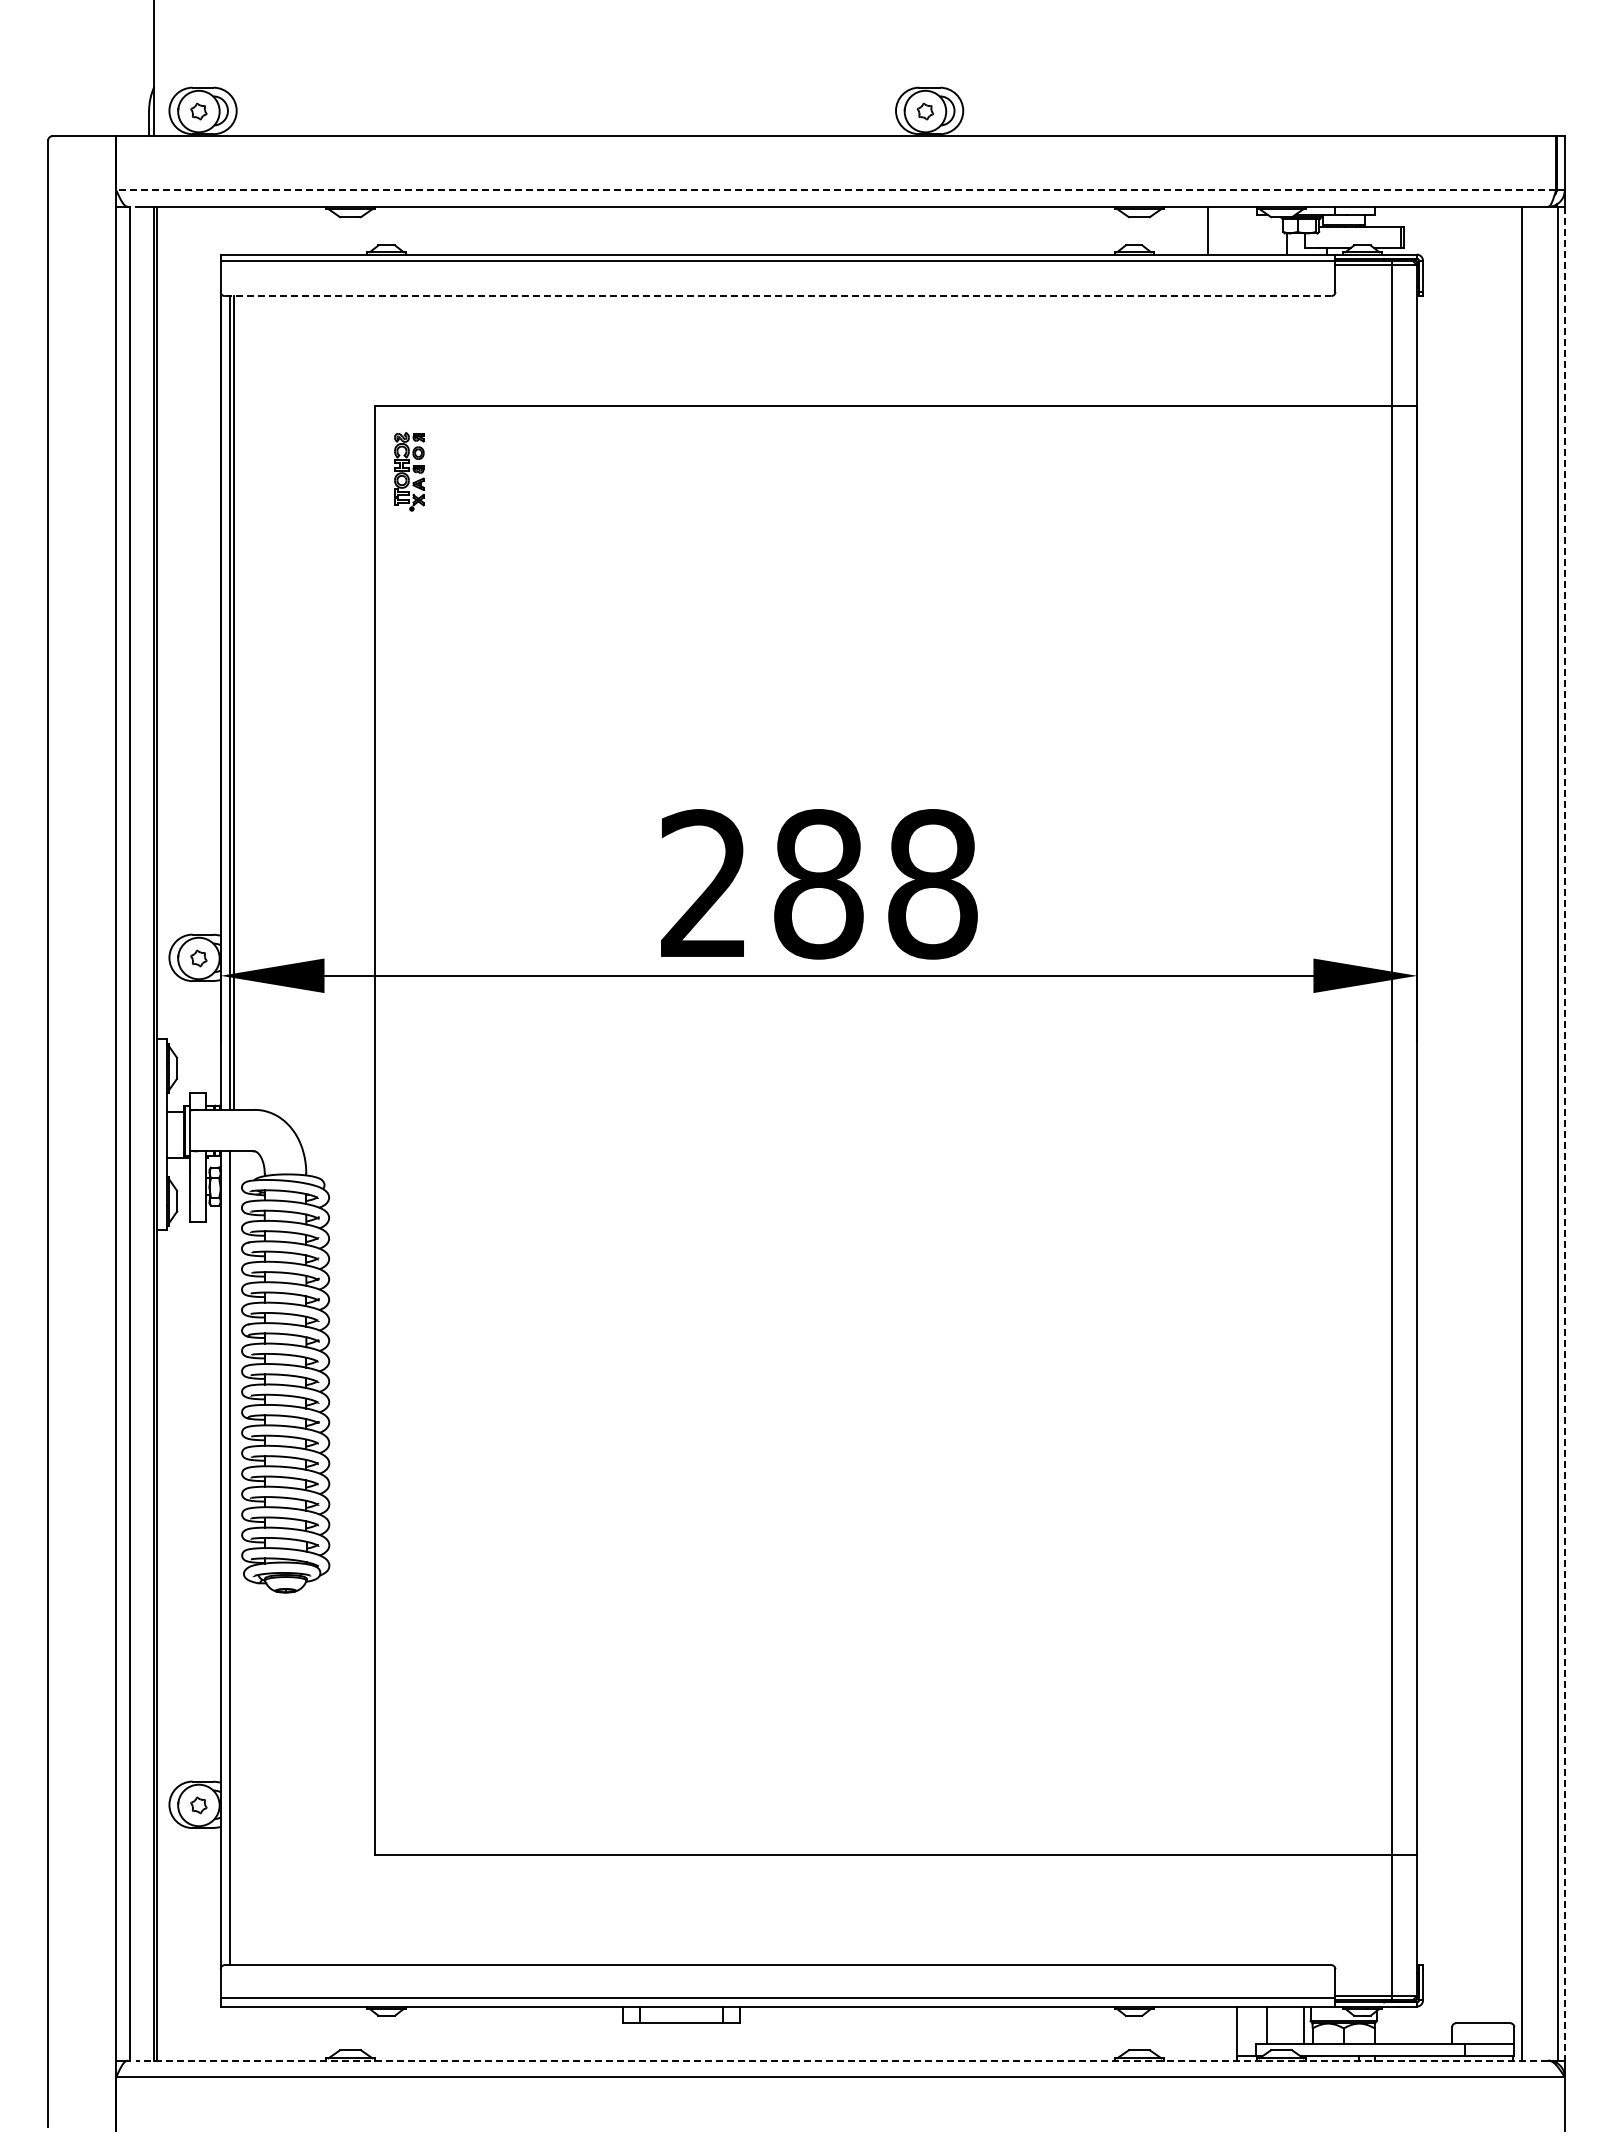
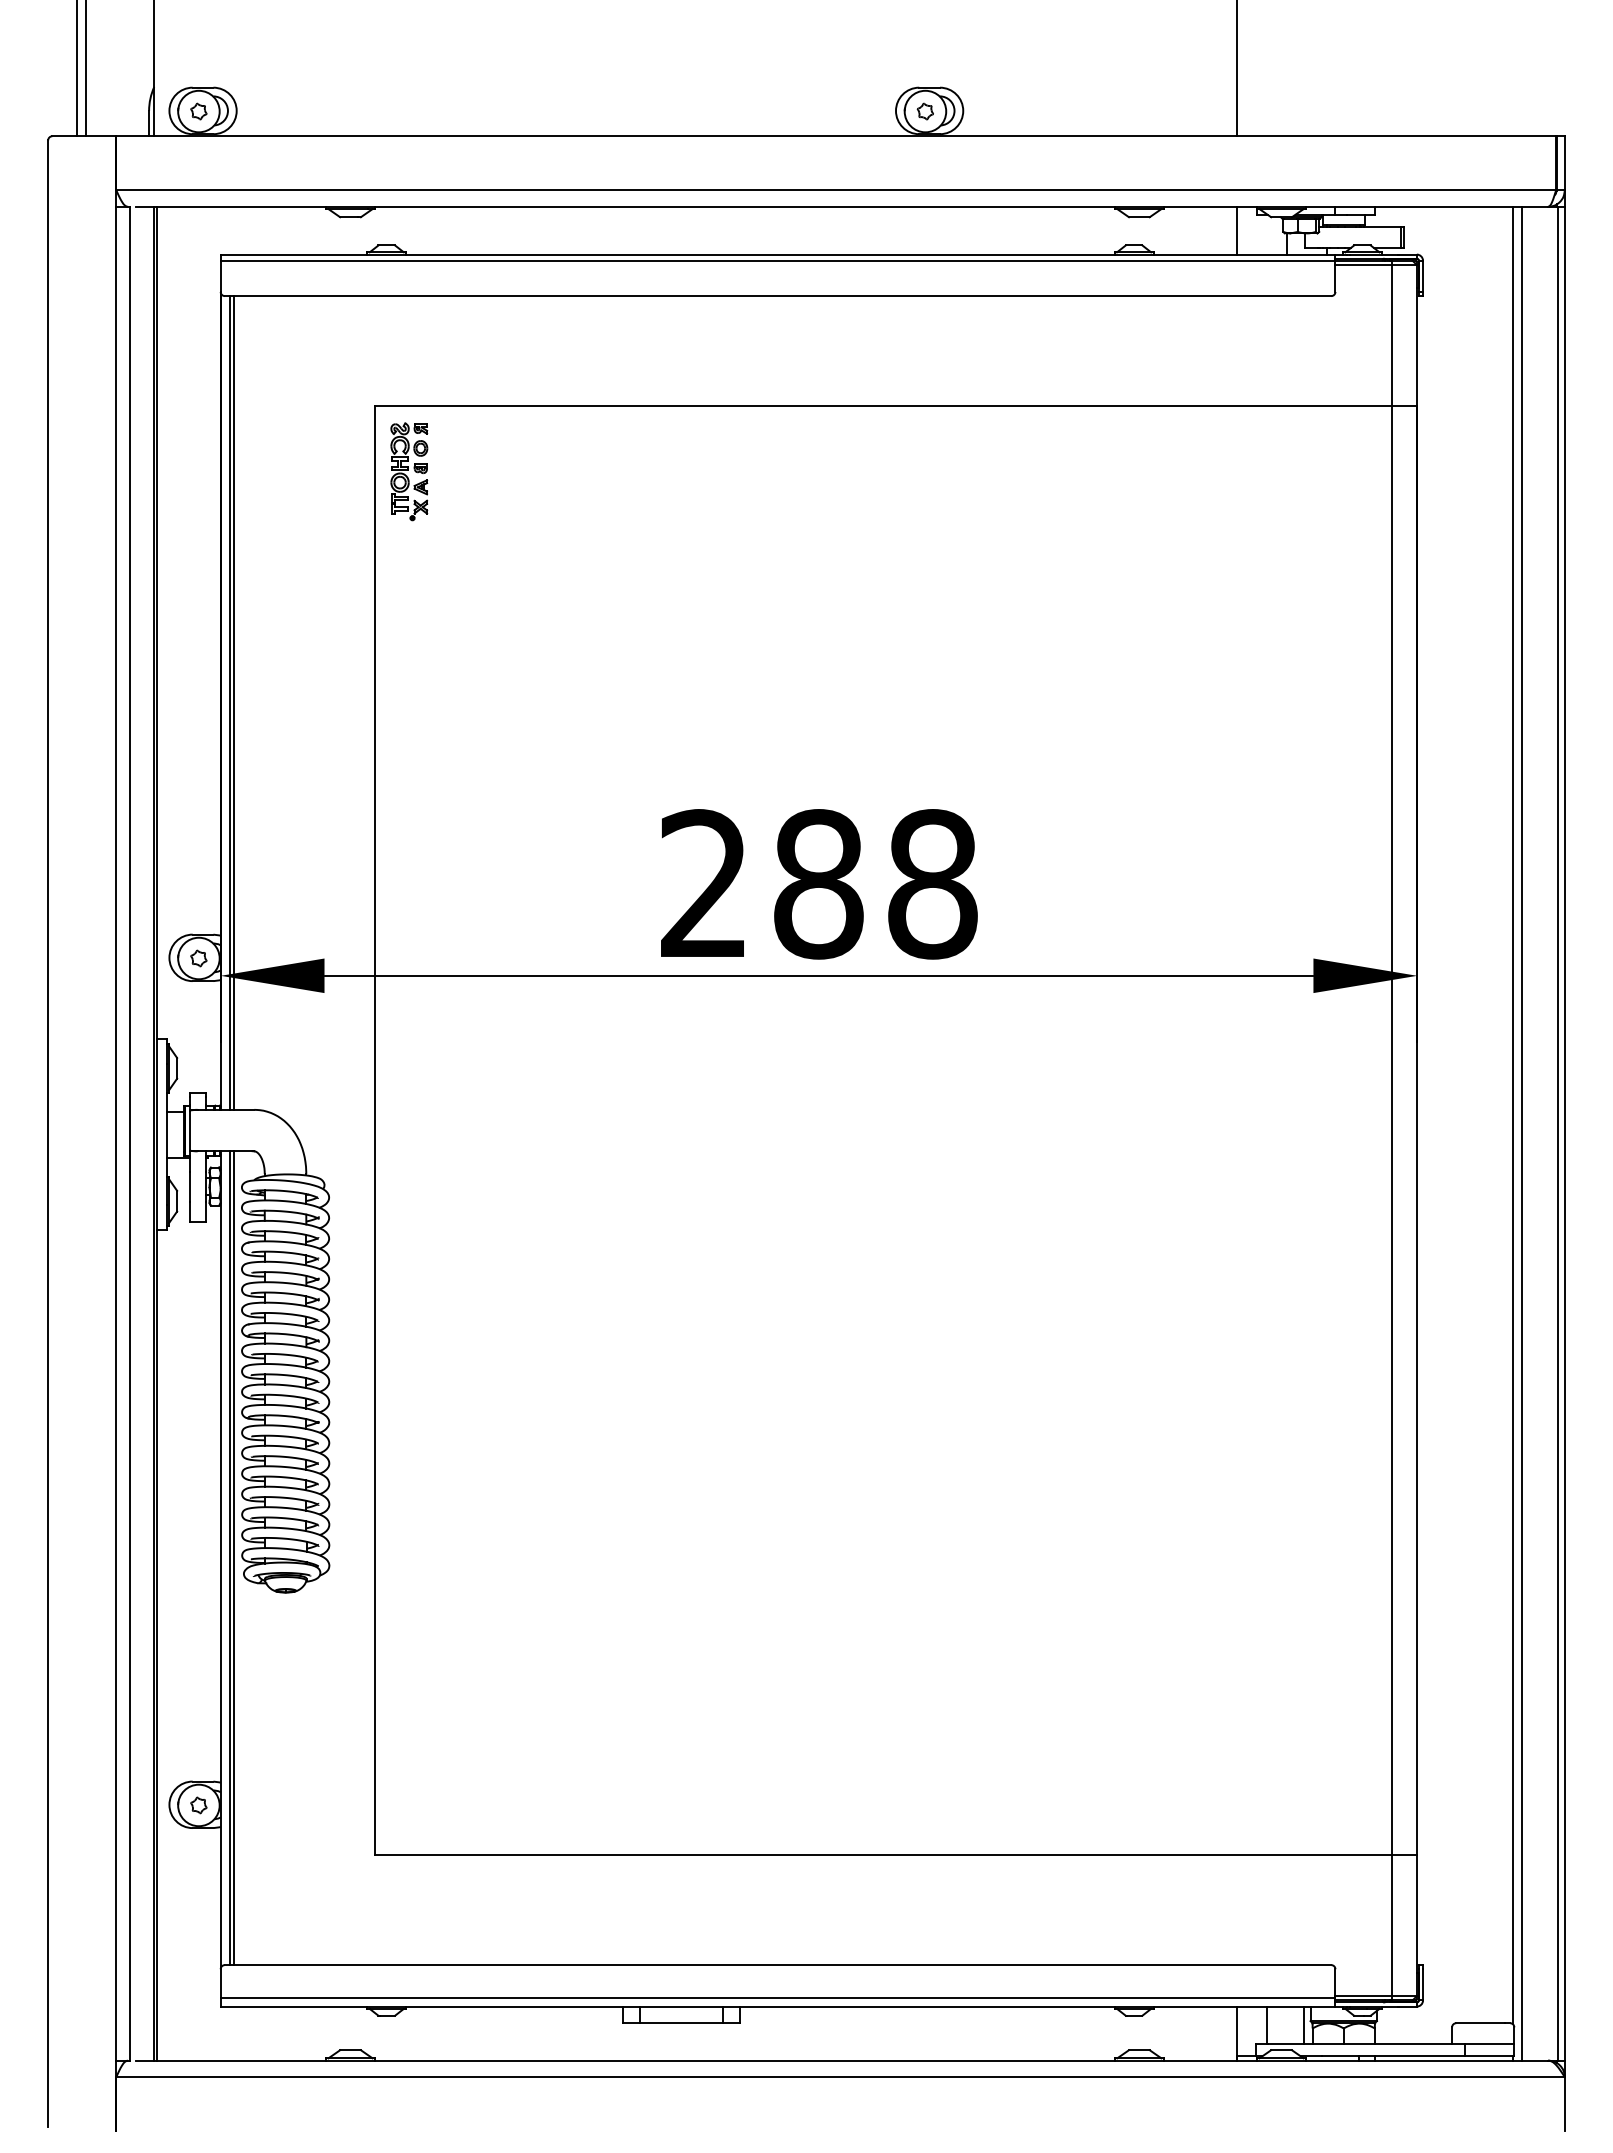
line: none -> present (77, 69)
line: none -> present (86, 69)
line: none -> present (1236, 69)
line: dashed -> solid (836, 190)
line position: (1207, 230) -> (1236, 230) (1236, 230)
line: dashed -> solid (778, 296)
part size: 31x80 px -> 39x100 px (409, 471)
line: none -> present (1512, 1115)
line: dashed -> solid (1564, 1133)
line: none -> present (234, 1558)
line: dashed -> solid (842, 2060)
